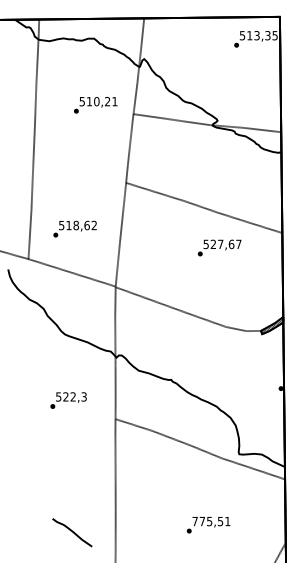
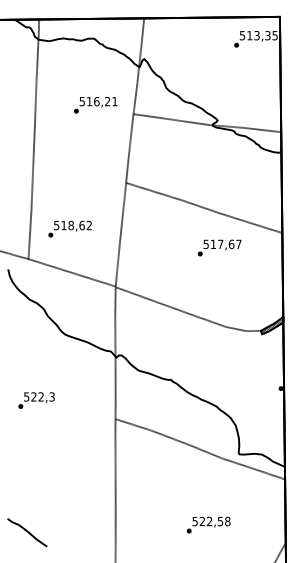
text: 510,21 -> 516,21 (96, 101)
text position: (74, 228) -> (69, 228) (69, 228)
text: 527,67 -> 517,67 (212, 243)
text position: (68, 400) -> (36, 400) (36, 400)
text: 775,51 -> 522,58 (211, 521)
curve position: (72, 532) -> (27, 532) (27, 532)
